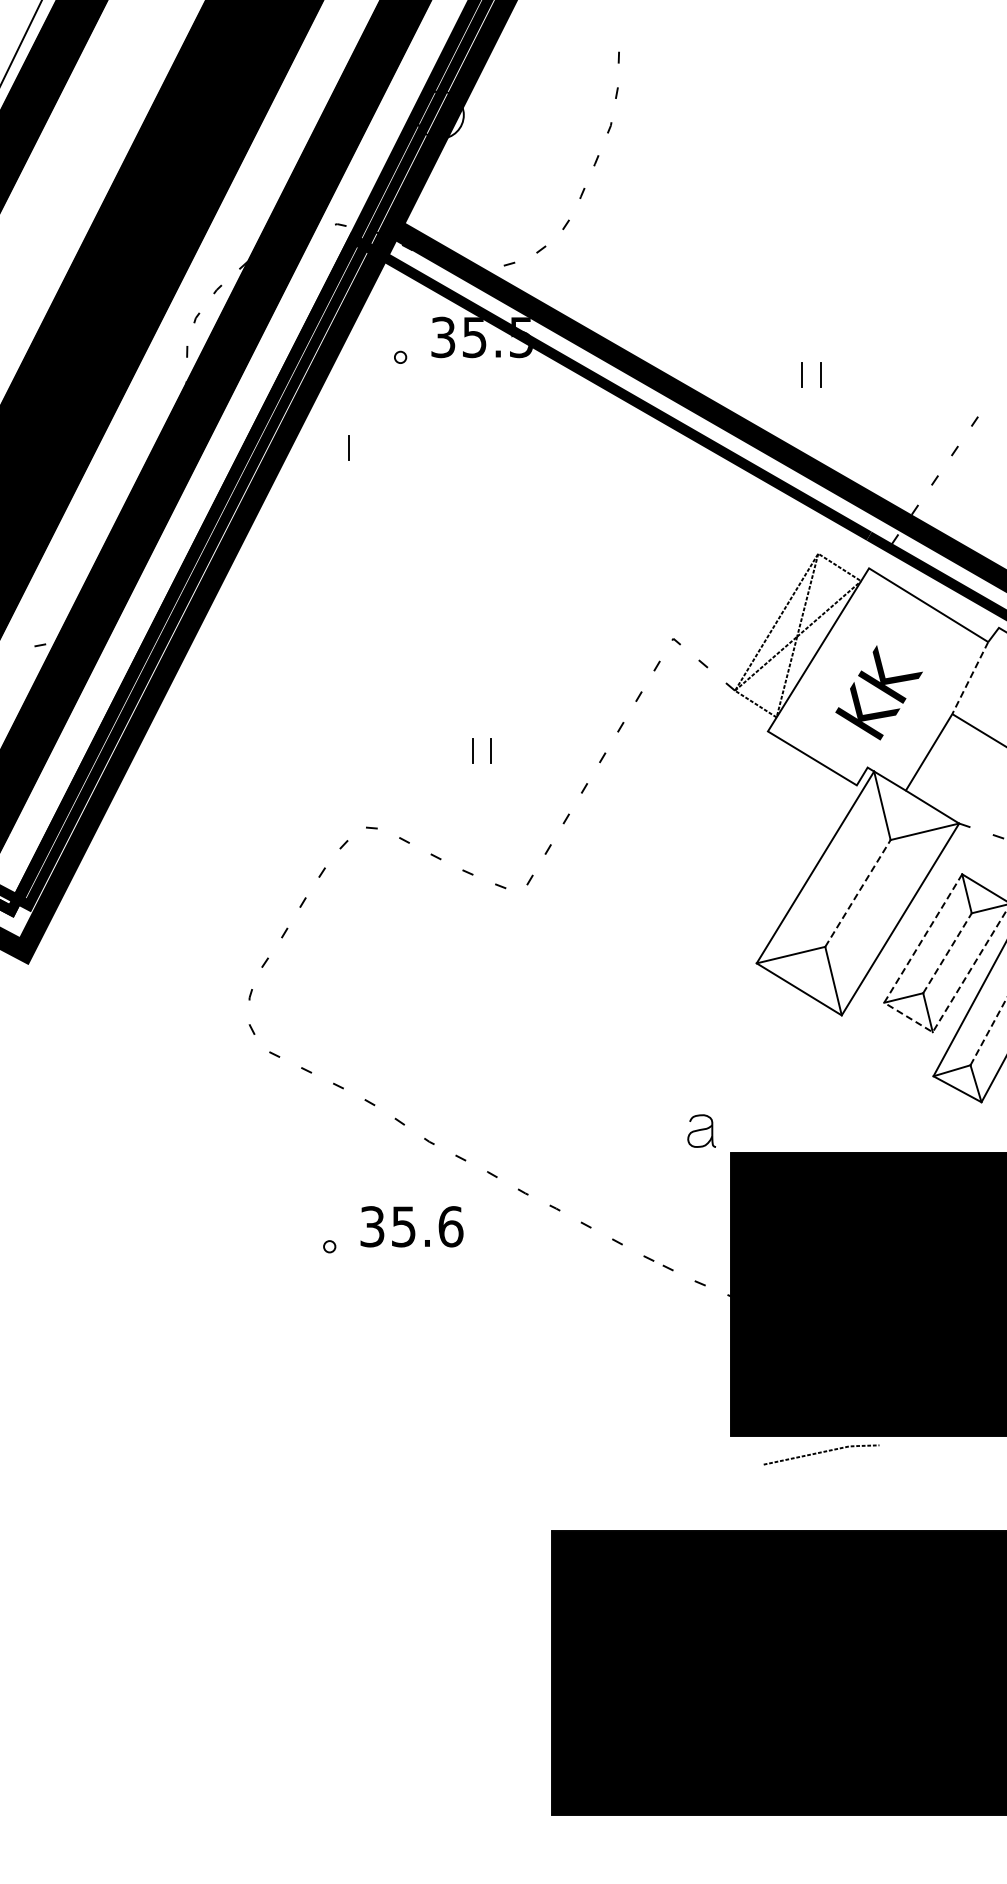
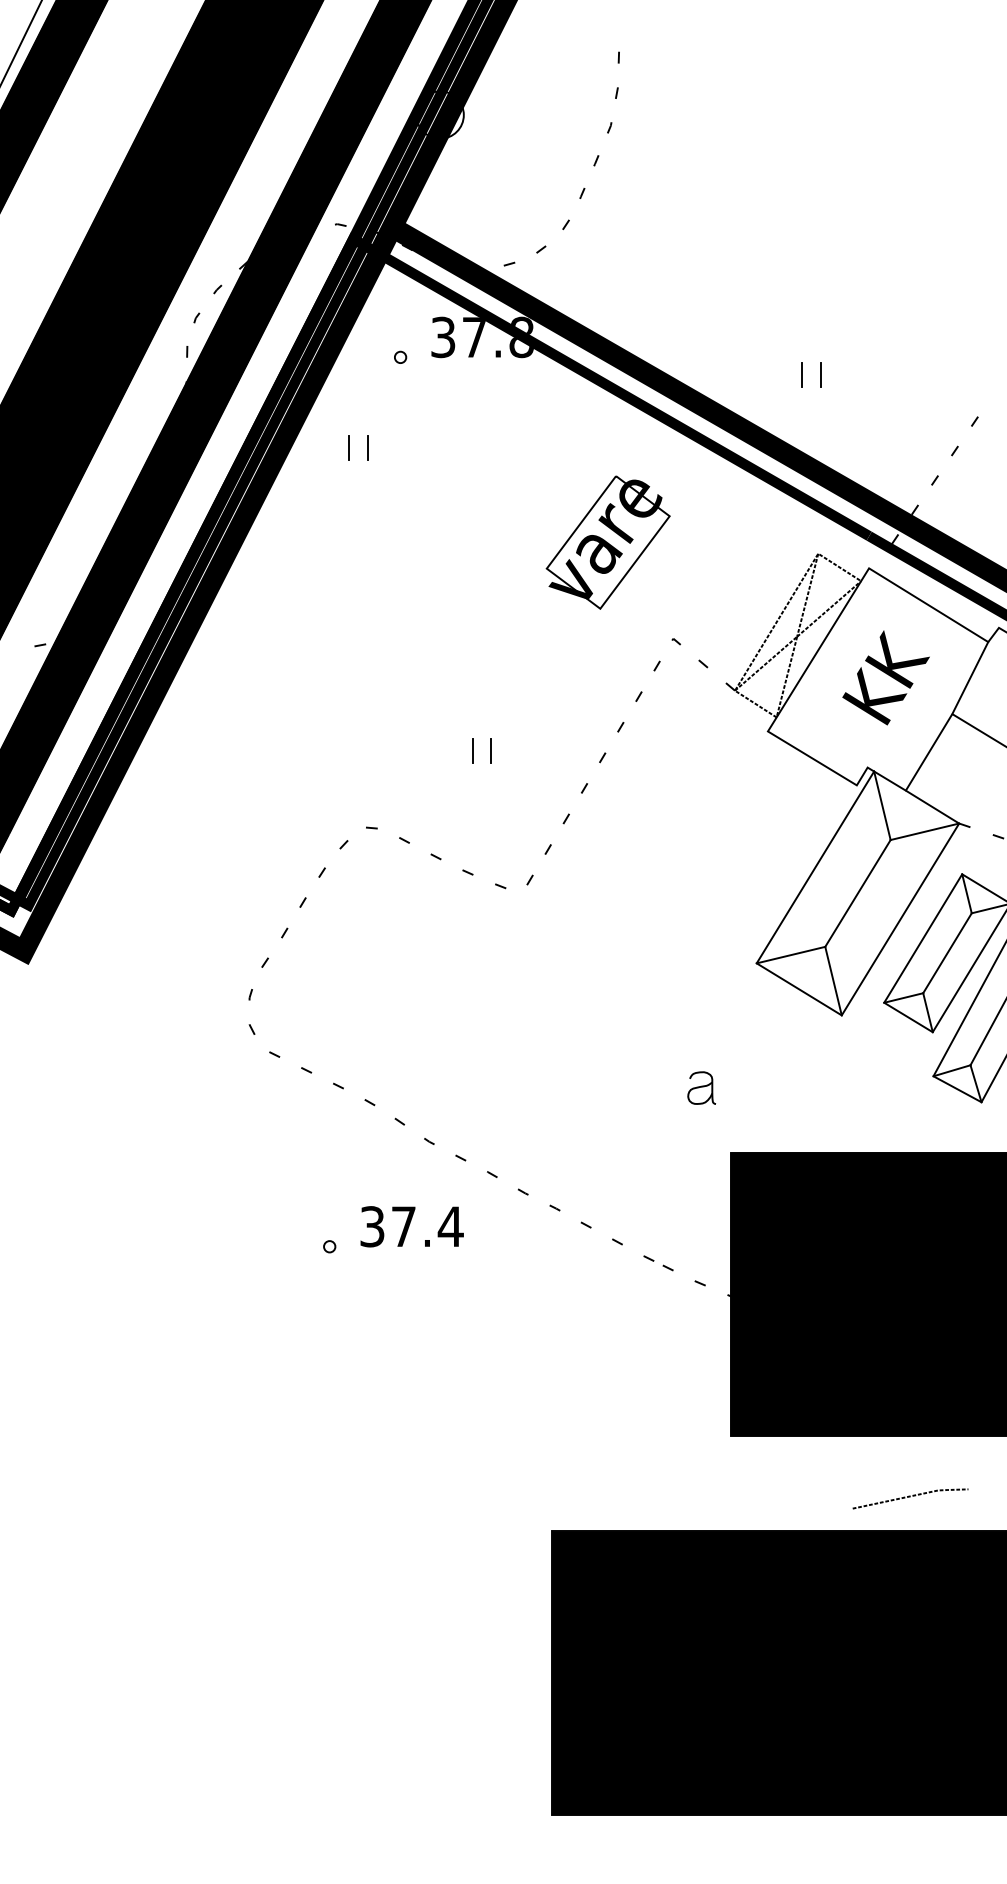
text: 35.5 -> 37.8 (498, 337)
line: none -> present (367, 447)
part: none -> present (607, 542)
line: dashed -> solid (970, 678)
text position: (878, 692) -> (885, 677) (885, 677)
line: dashed -> solid (857, 893)
line: dashed -> solid (947, 953)
line: dashed -> solid (905, 1015)
line: dashed -> solid (988, 1031)
part position: (701, 1130) -> (701, 1087) (701, 1087)
text: 35.6 -> 37.4 (427, 1226)
line position: (821, 1453) -> (910, 1497) (910, 1497)
